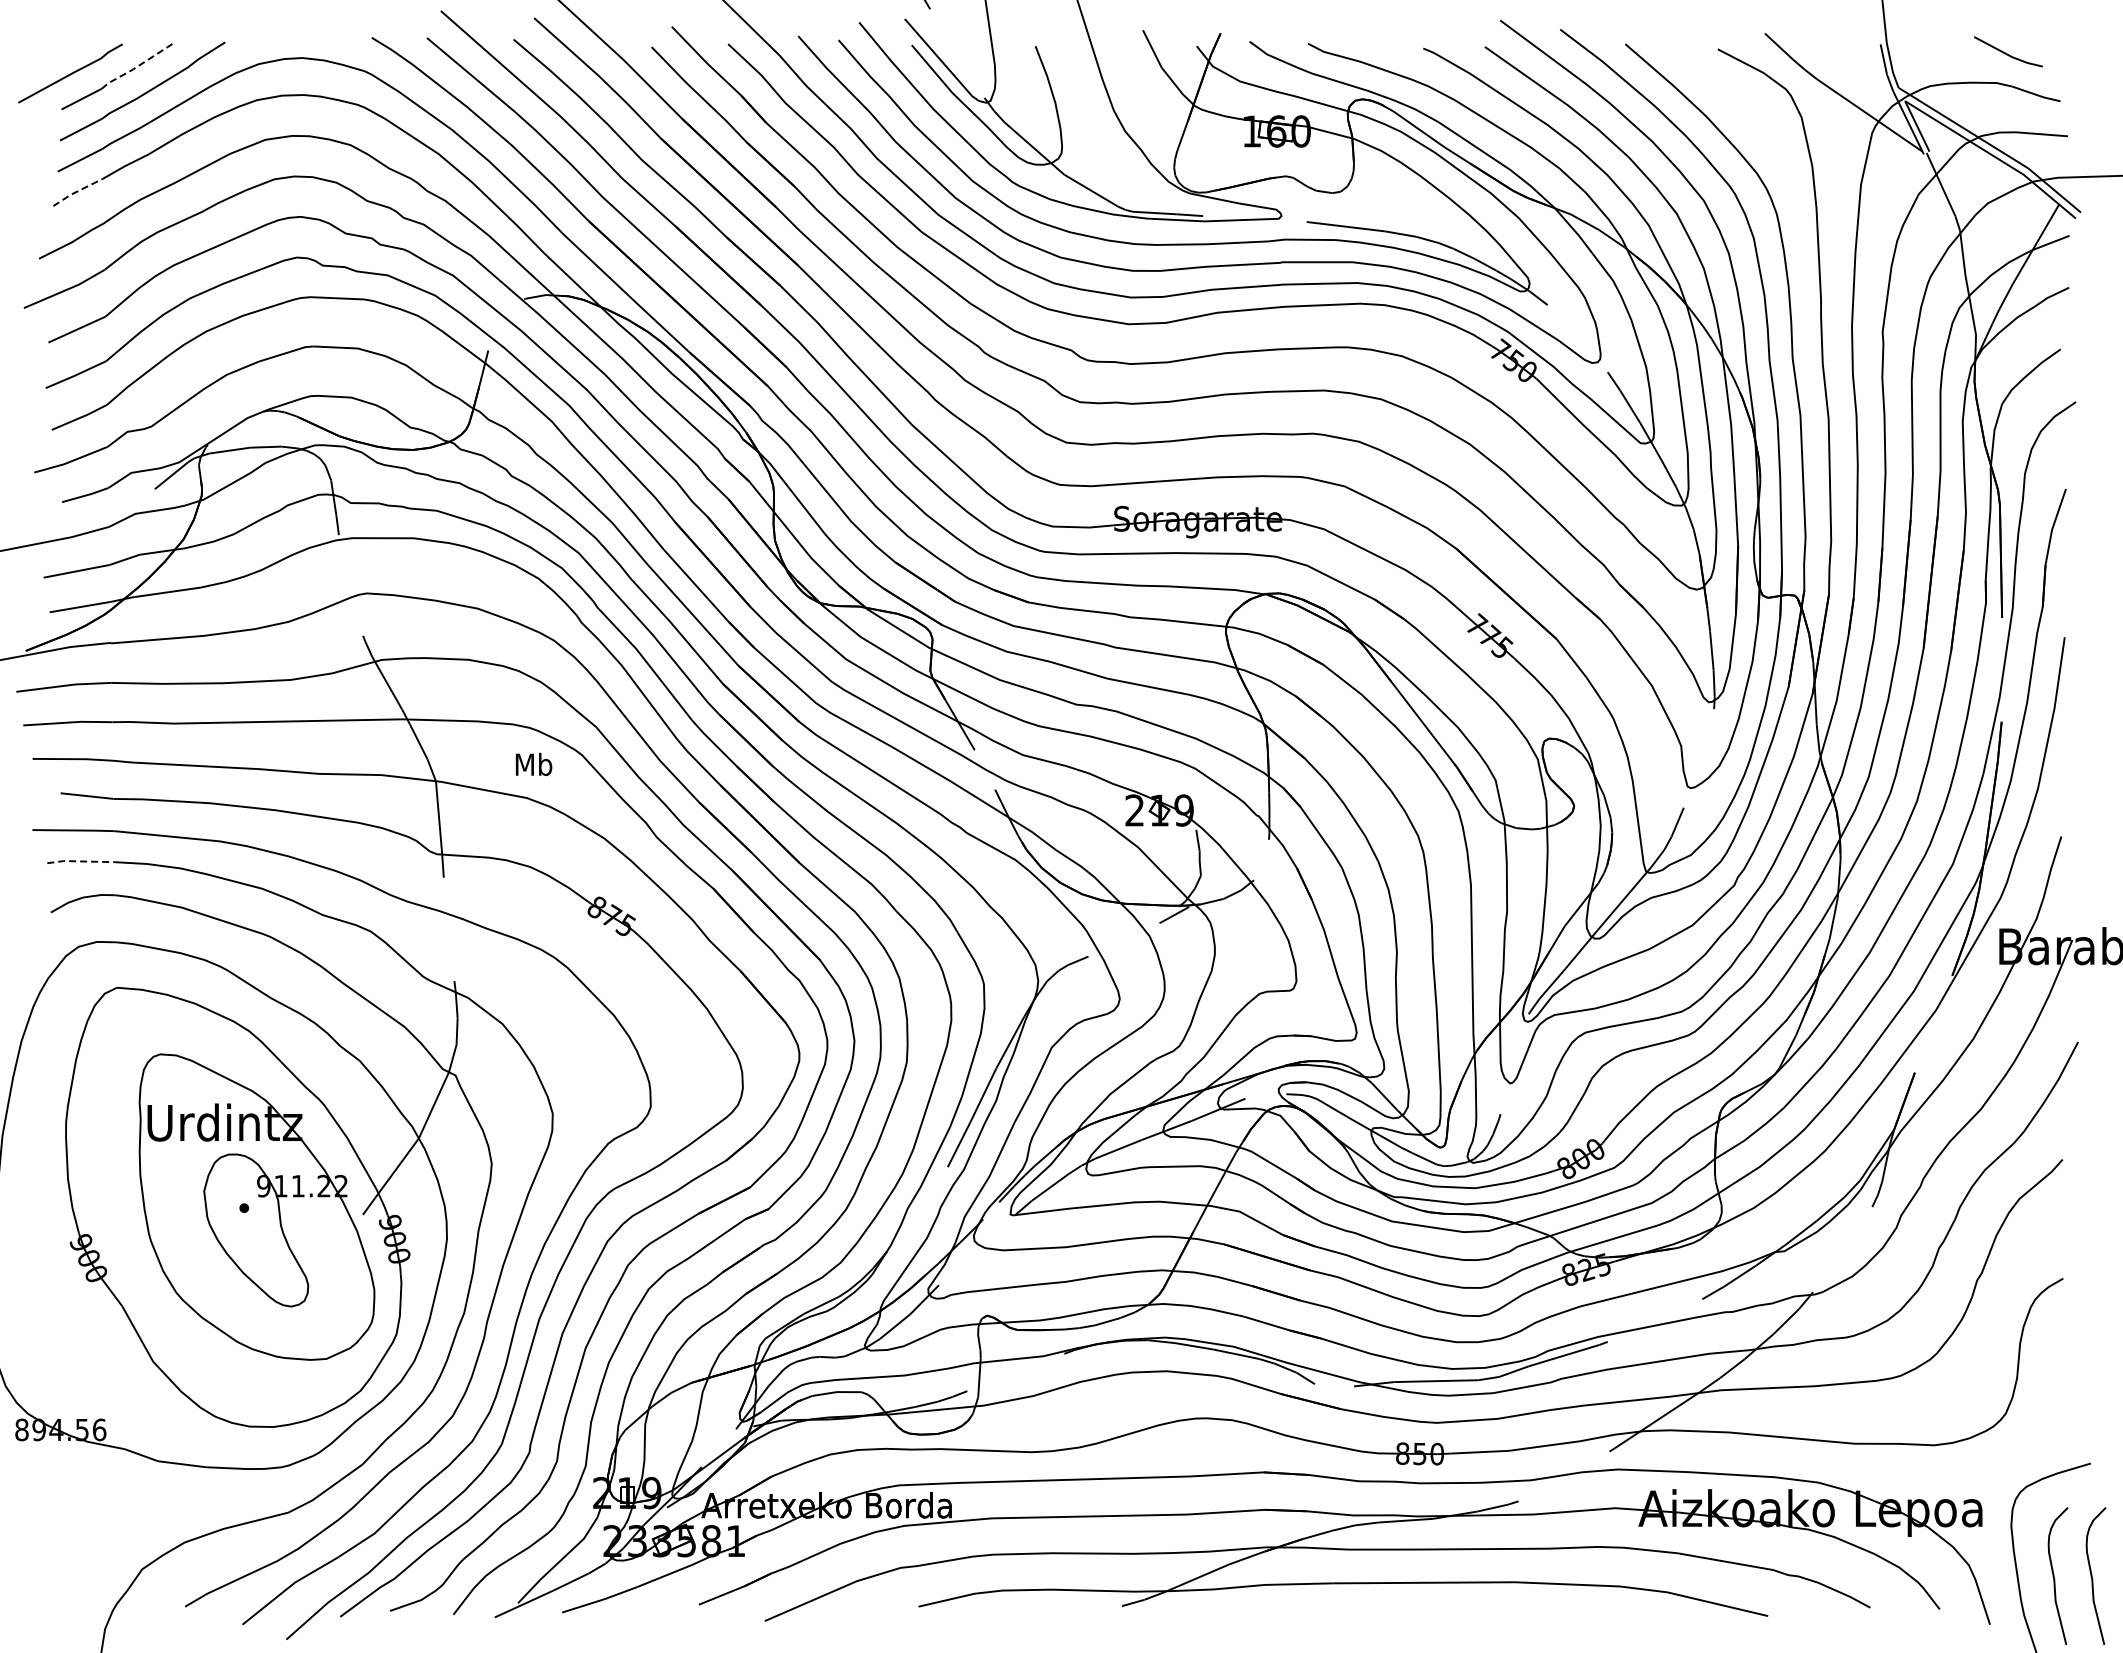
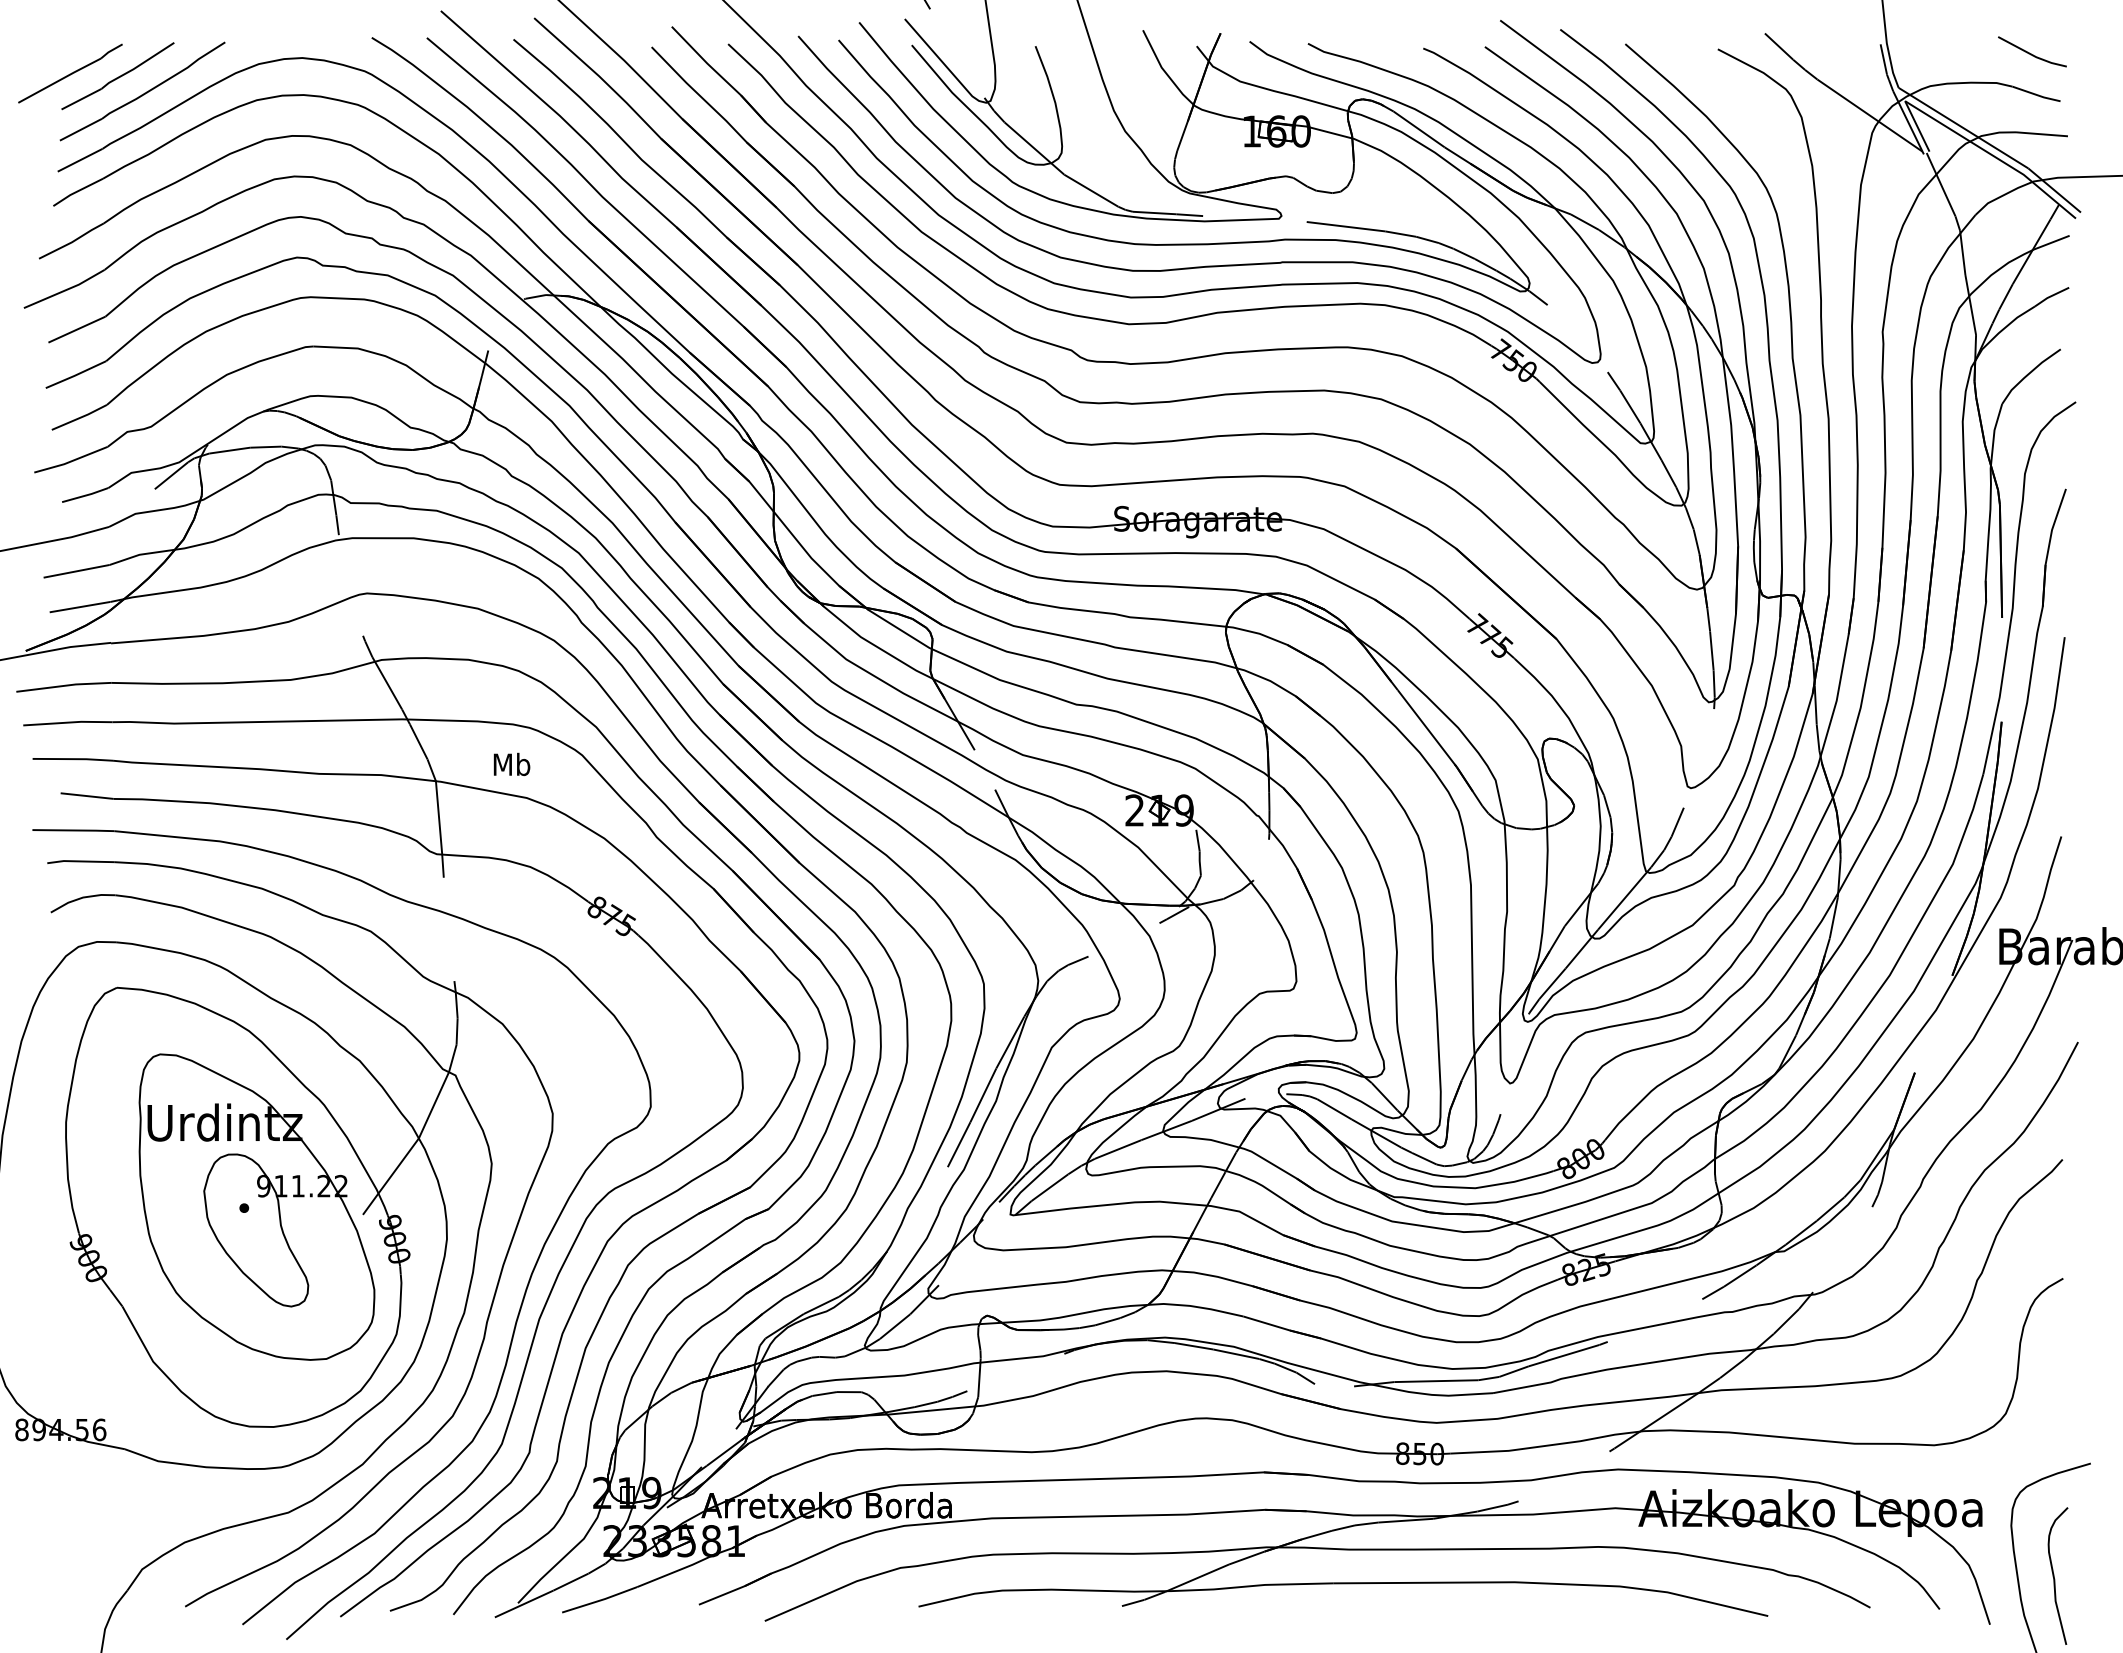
line position: (2007, 53) -> (2031, 53) (2031, 53)
line: dashed -> solid (136, 67)
line: dashed -> solid (77, 191)
text position: (533, 764) -> (511, 764) (511, 764)
line: dashed -> solid (80, 861)
curve: present -> none (2092, 1575)
